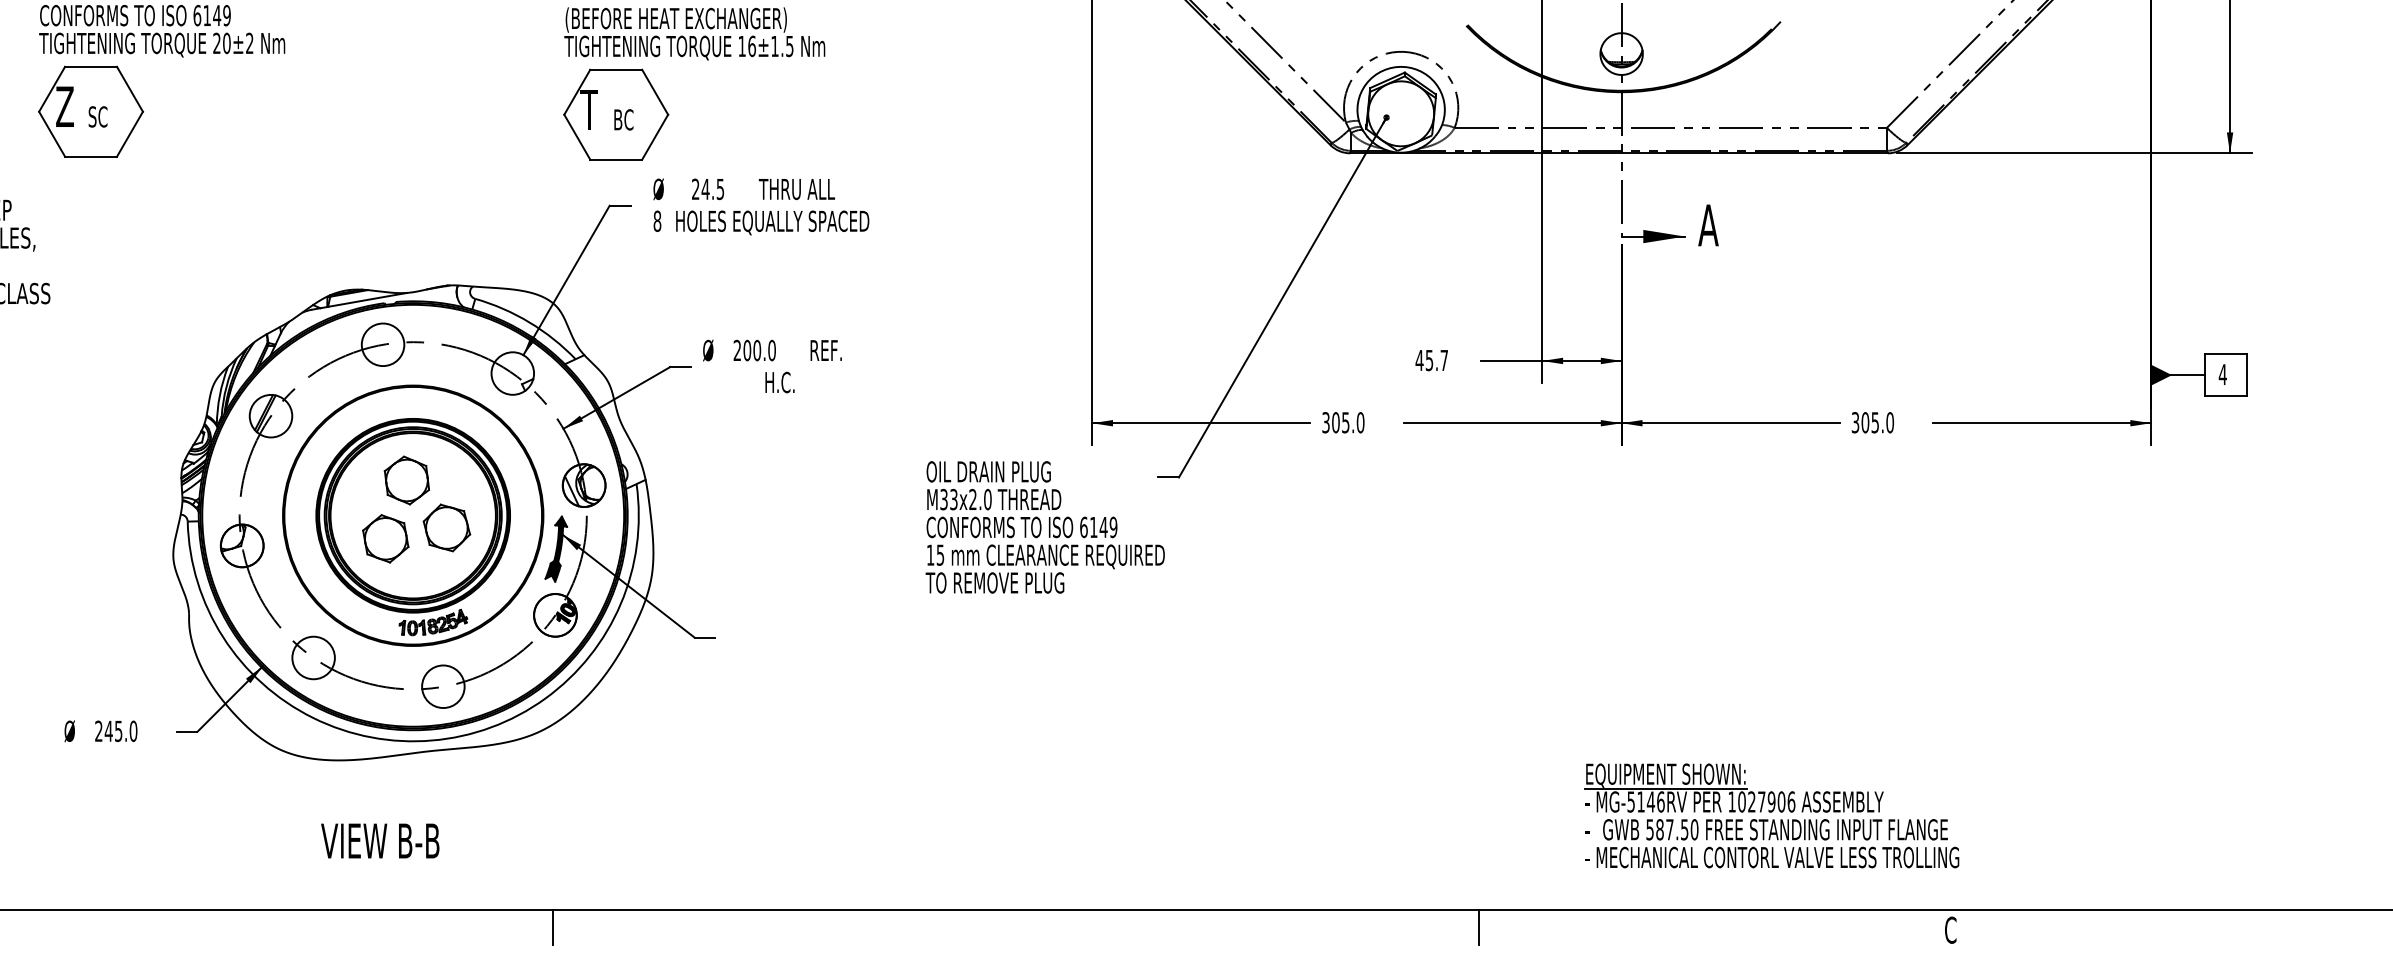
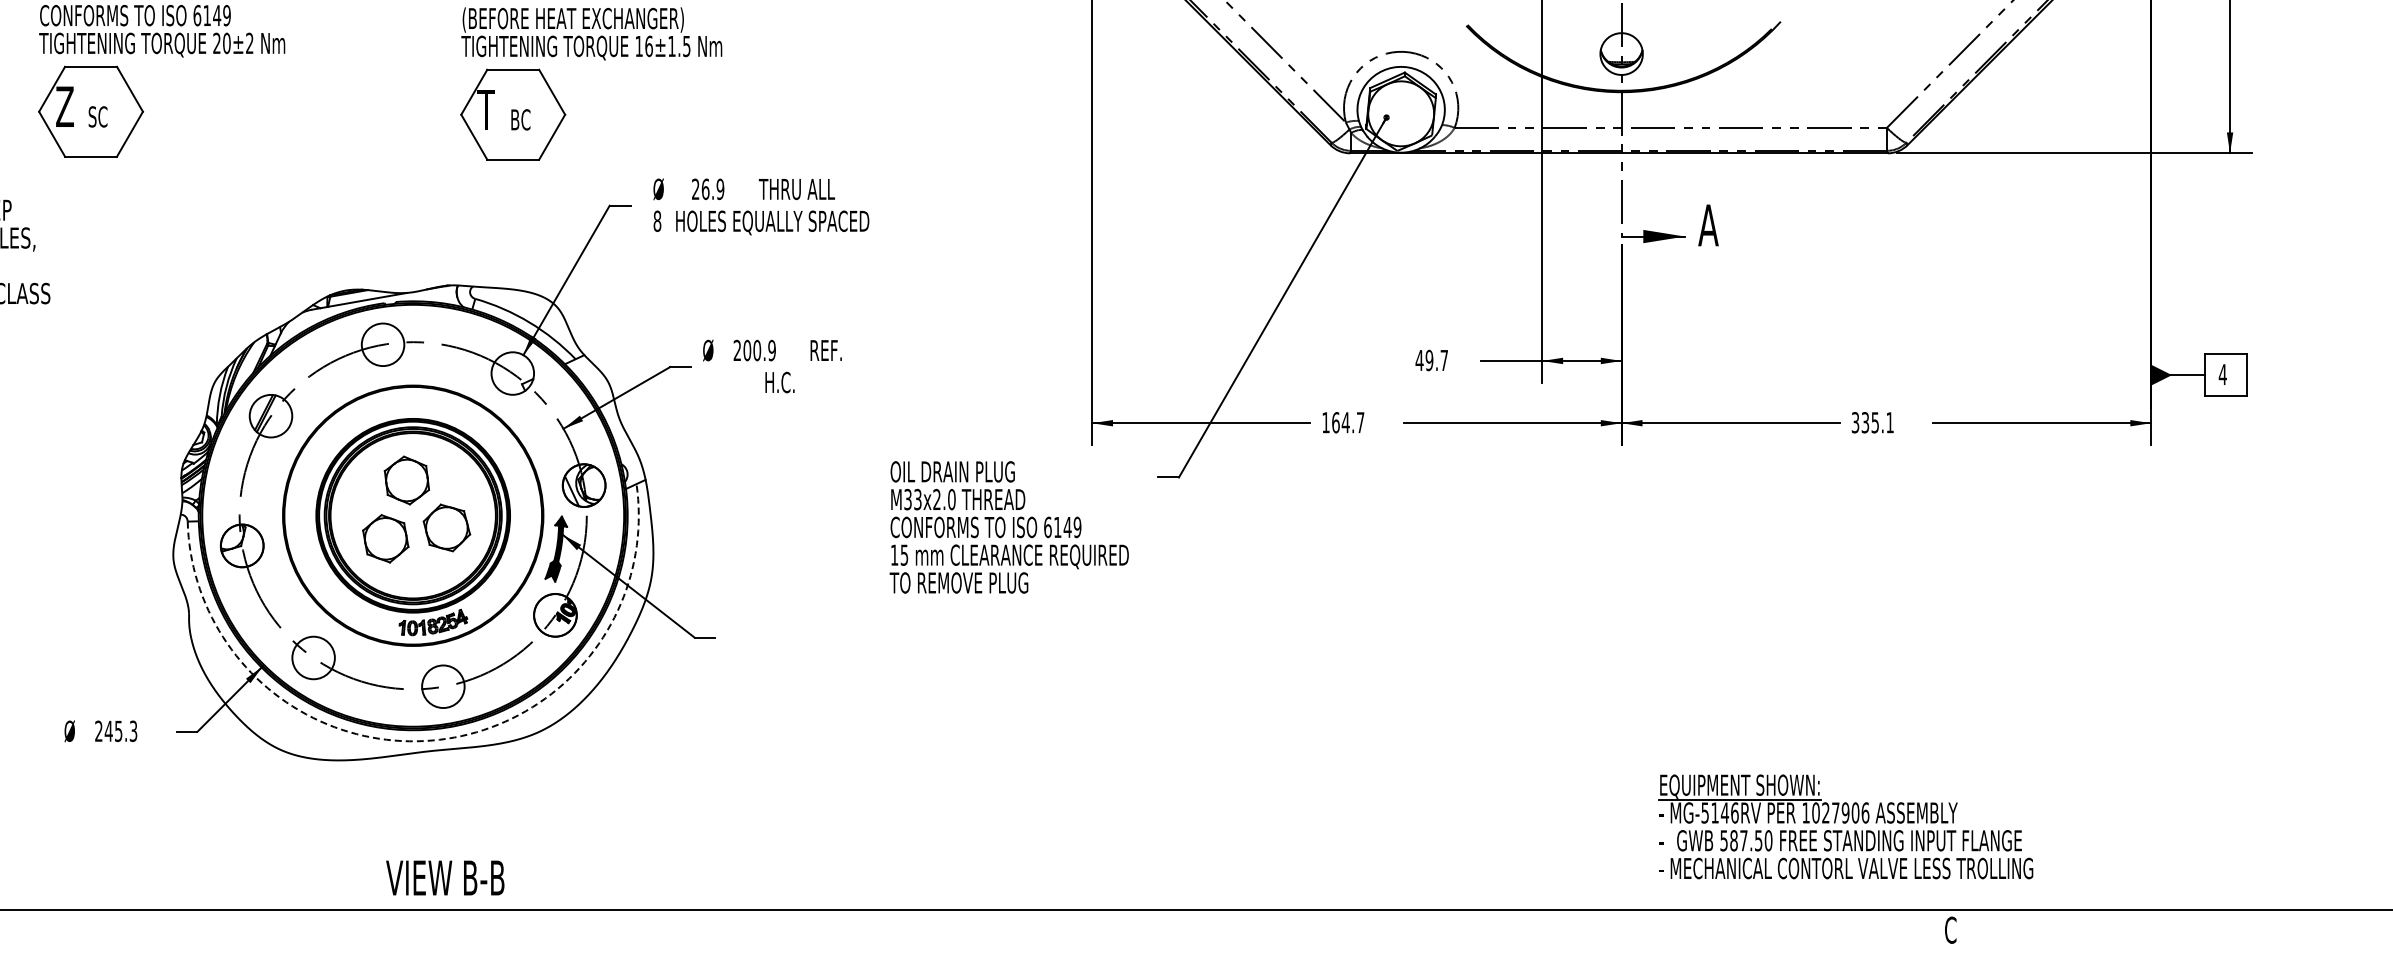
part position: (707, 60) -> (604, 60) (604, 60)
text: 24.5 -> 26.9 (712, 188)
text: 200.0 -> 200.9 (771, 350)
text: 45.7 -> 49.7 (1429, 359)
text: 305.0 -> 164.7 (1343, 422)
text: 305.0 -> 335.1 (1877, 422)
text position: (1044, 527) -> (1008, 527) (1008, 527)
text: 245.0 -> 245.3 (133, 730)
arc: solid -> dashed (432, 740)
part position: (1771, 815) -> (1845, 826) (1845, 826)
text position: (380, 840) -> (445, 877) (445, 877)
line: present -> none (553, 927)
line: present -> none (1479, 927)
